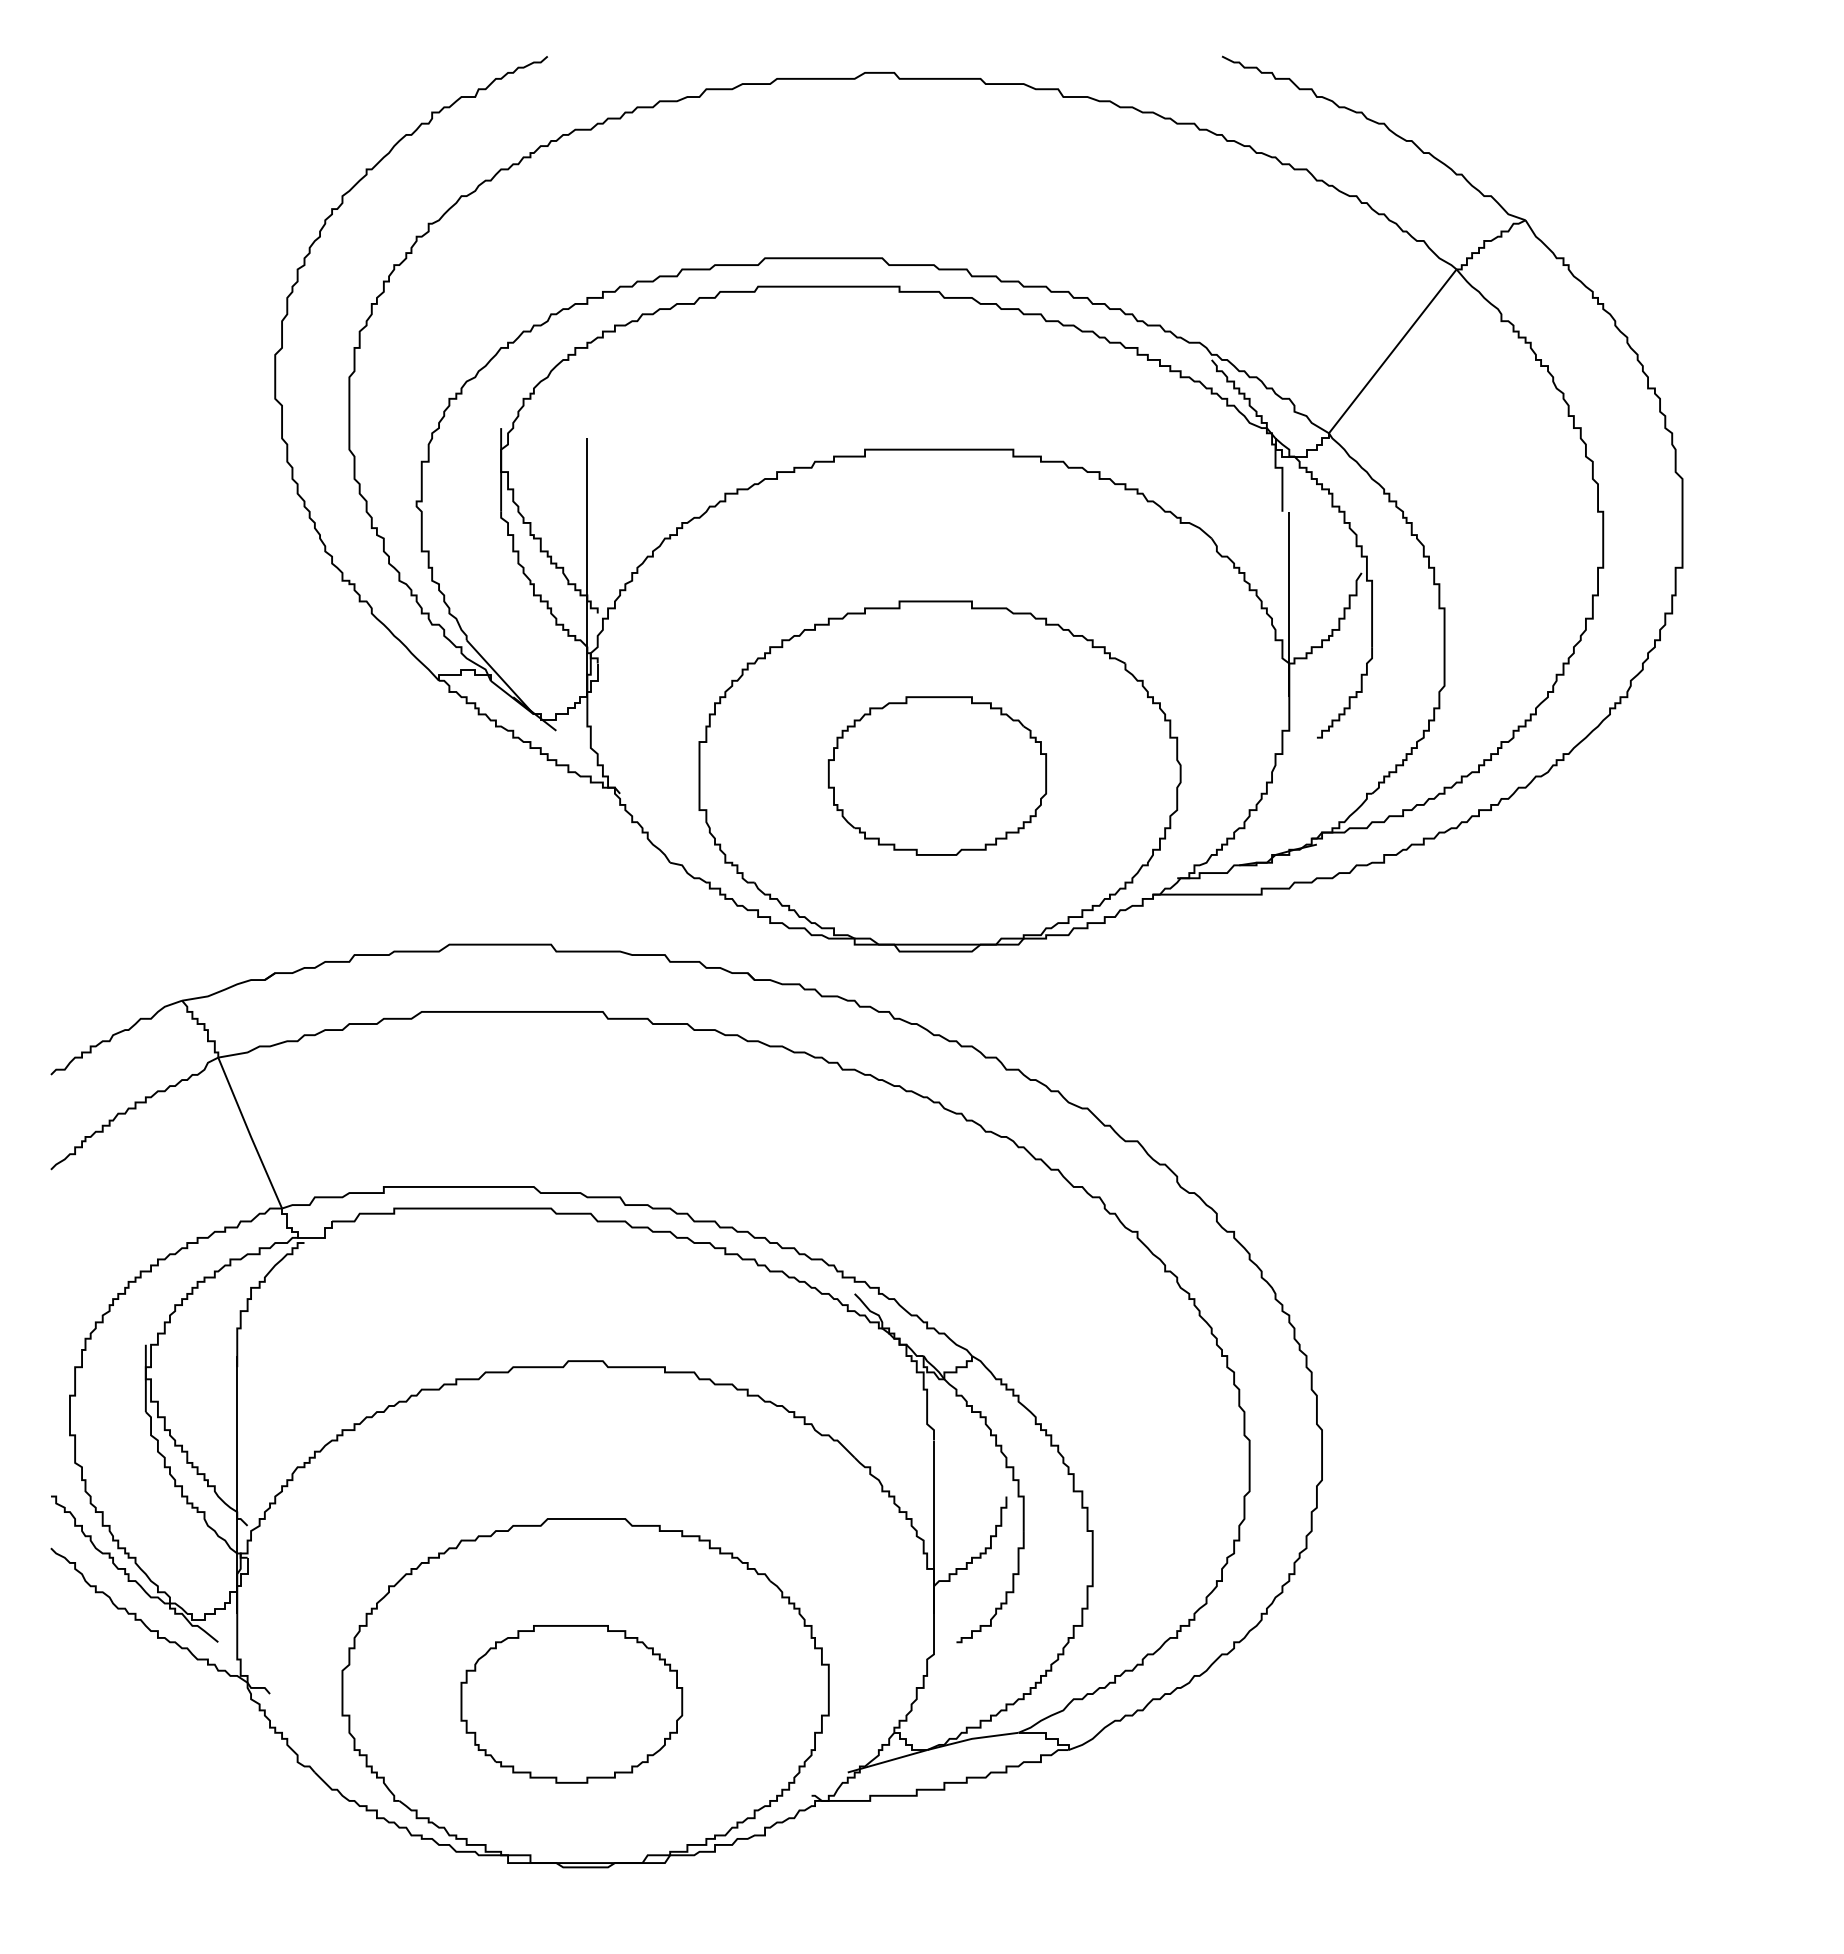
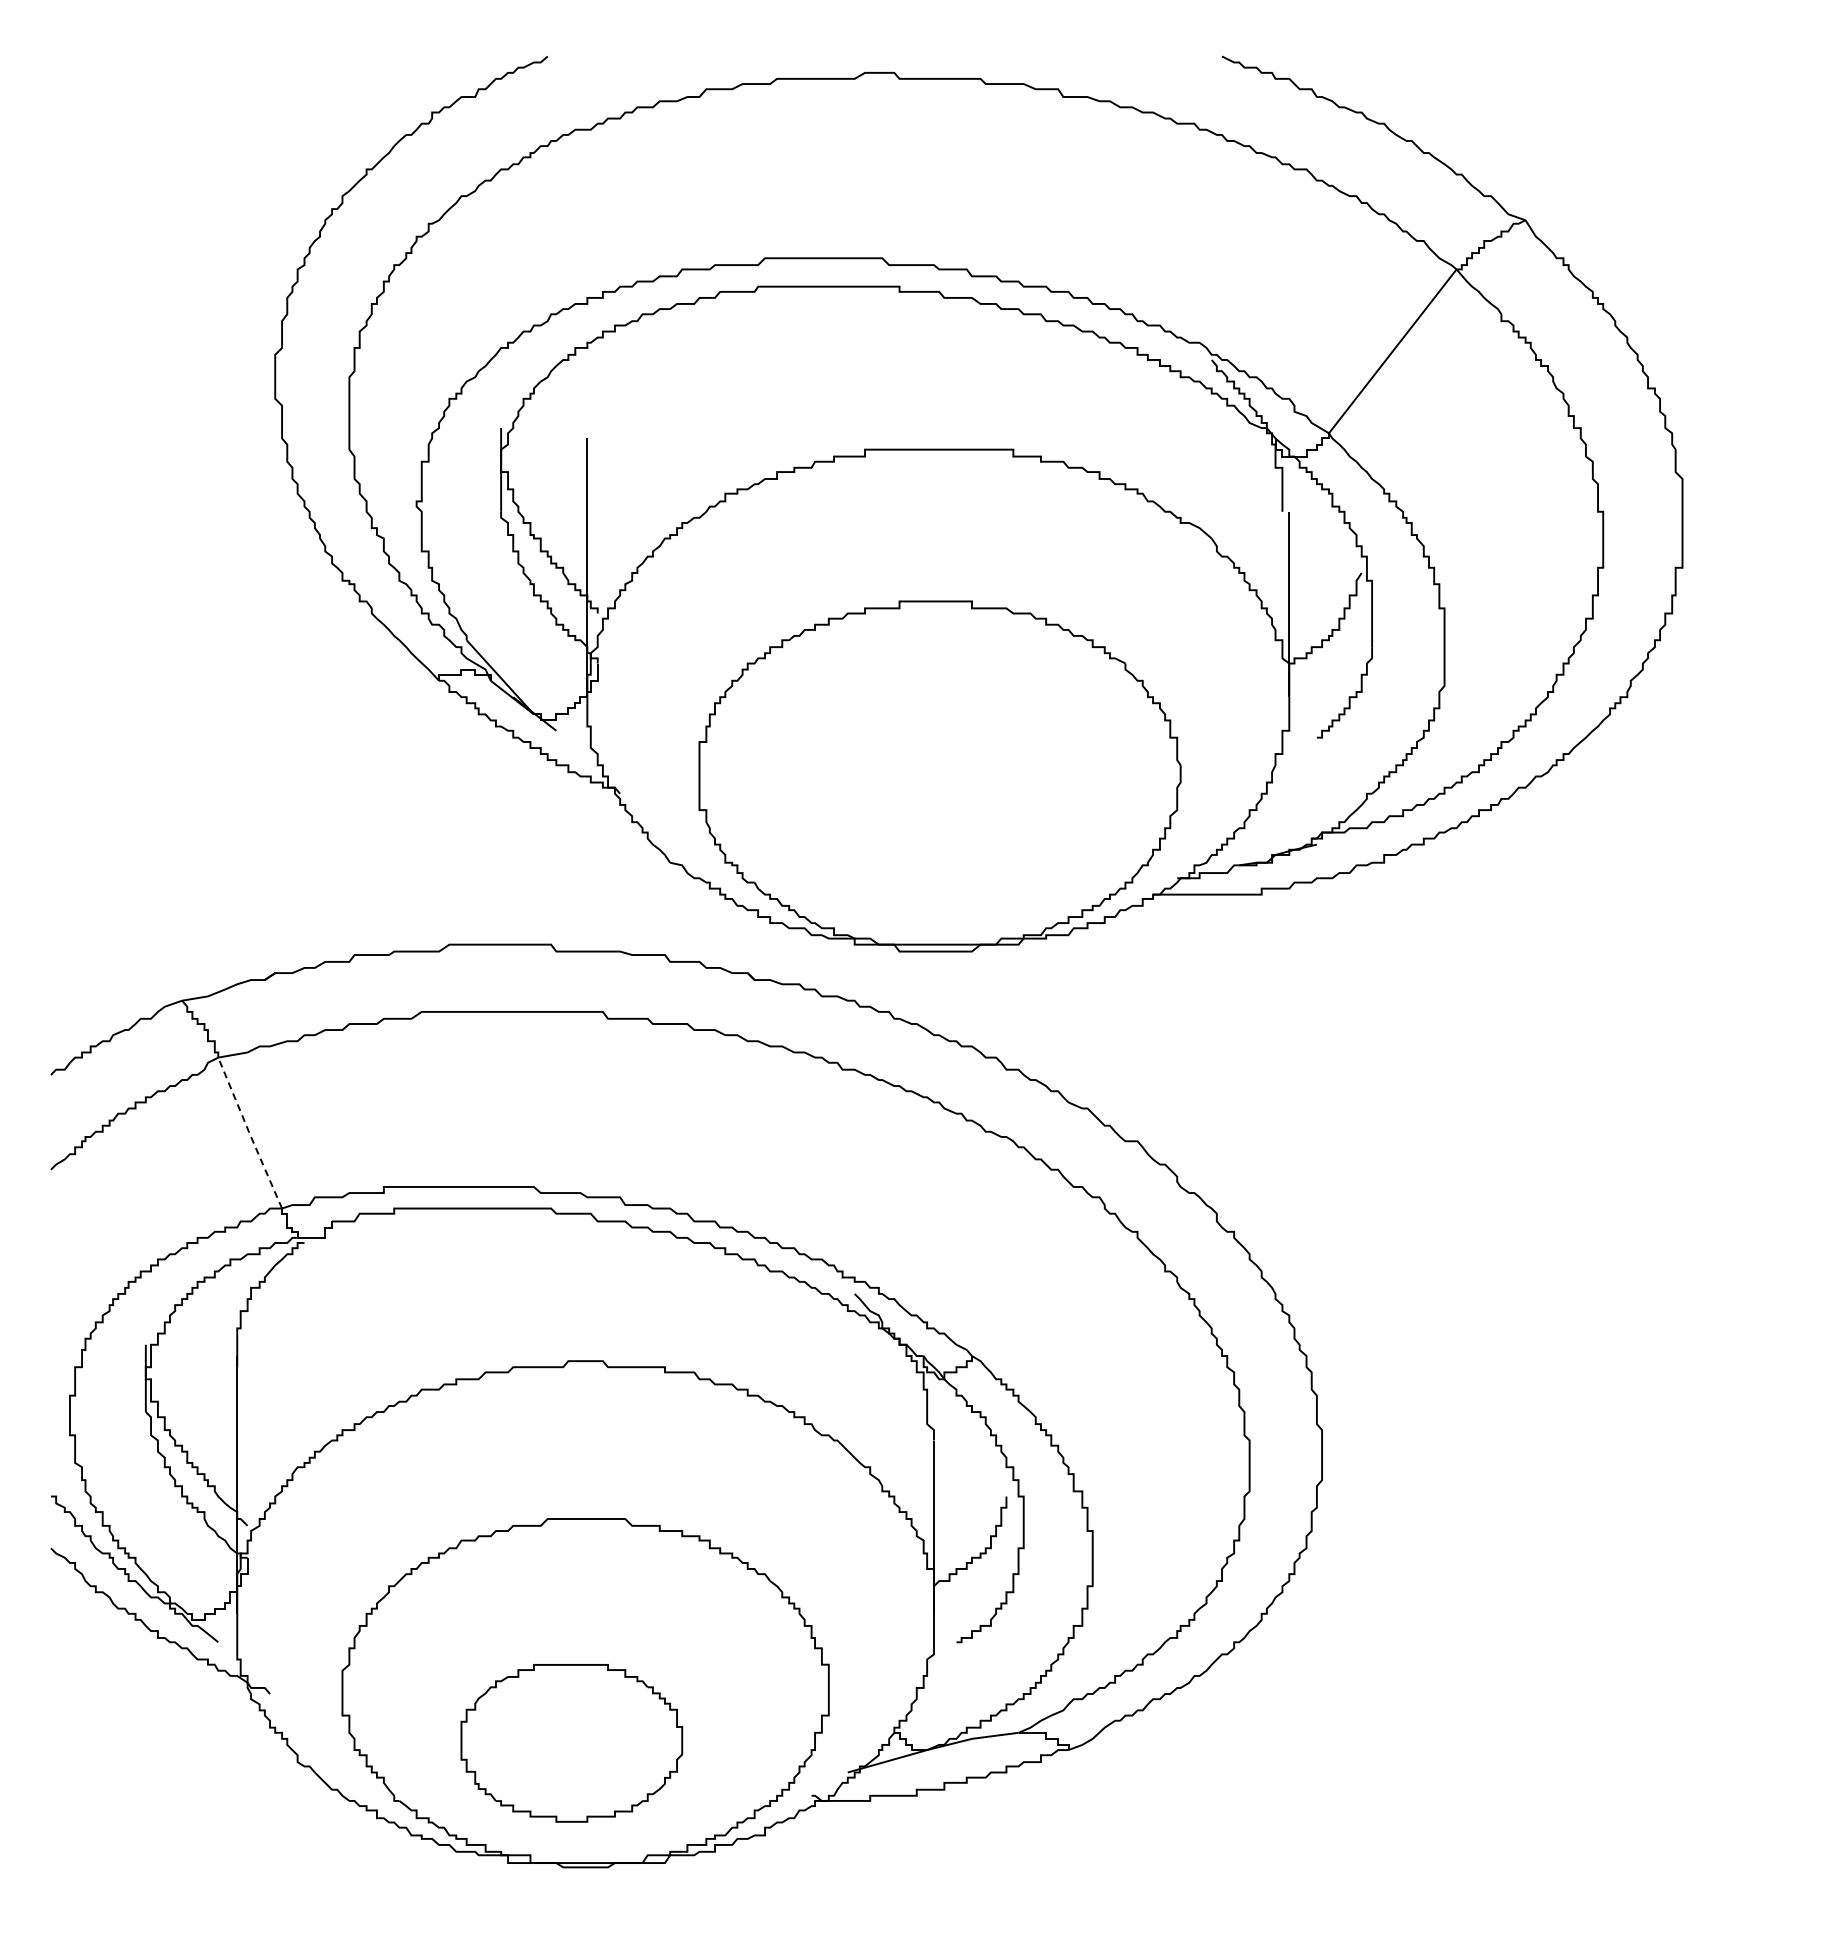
part: present -> none (936, 775)
line: solid -> dashed (249, 1134)
part position: (571, 1704) -> (571, 1743) (571, 1743)
